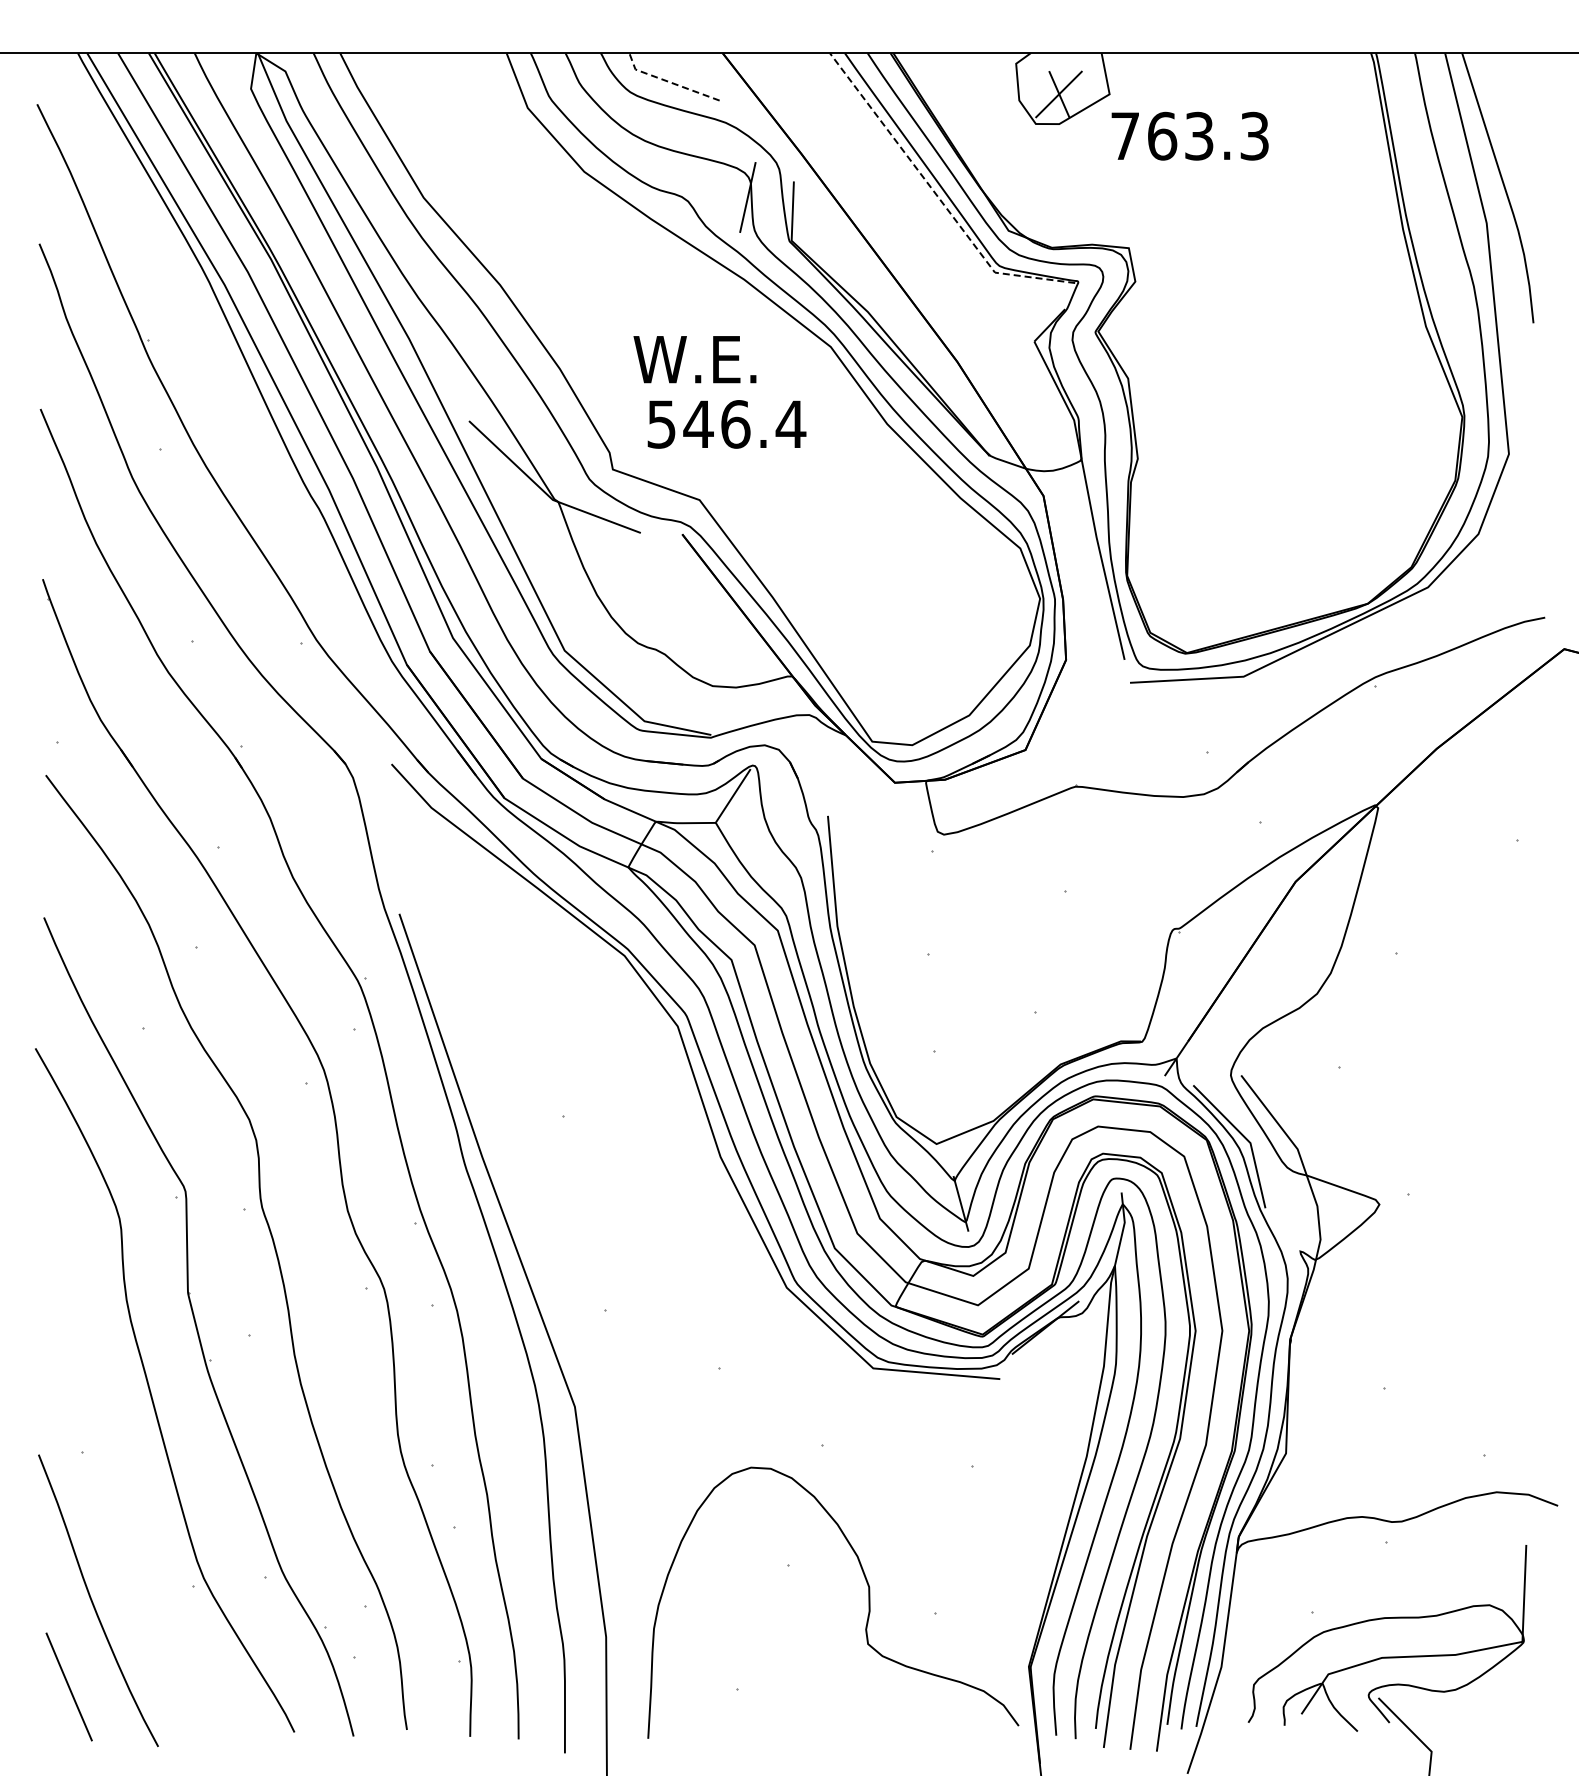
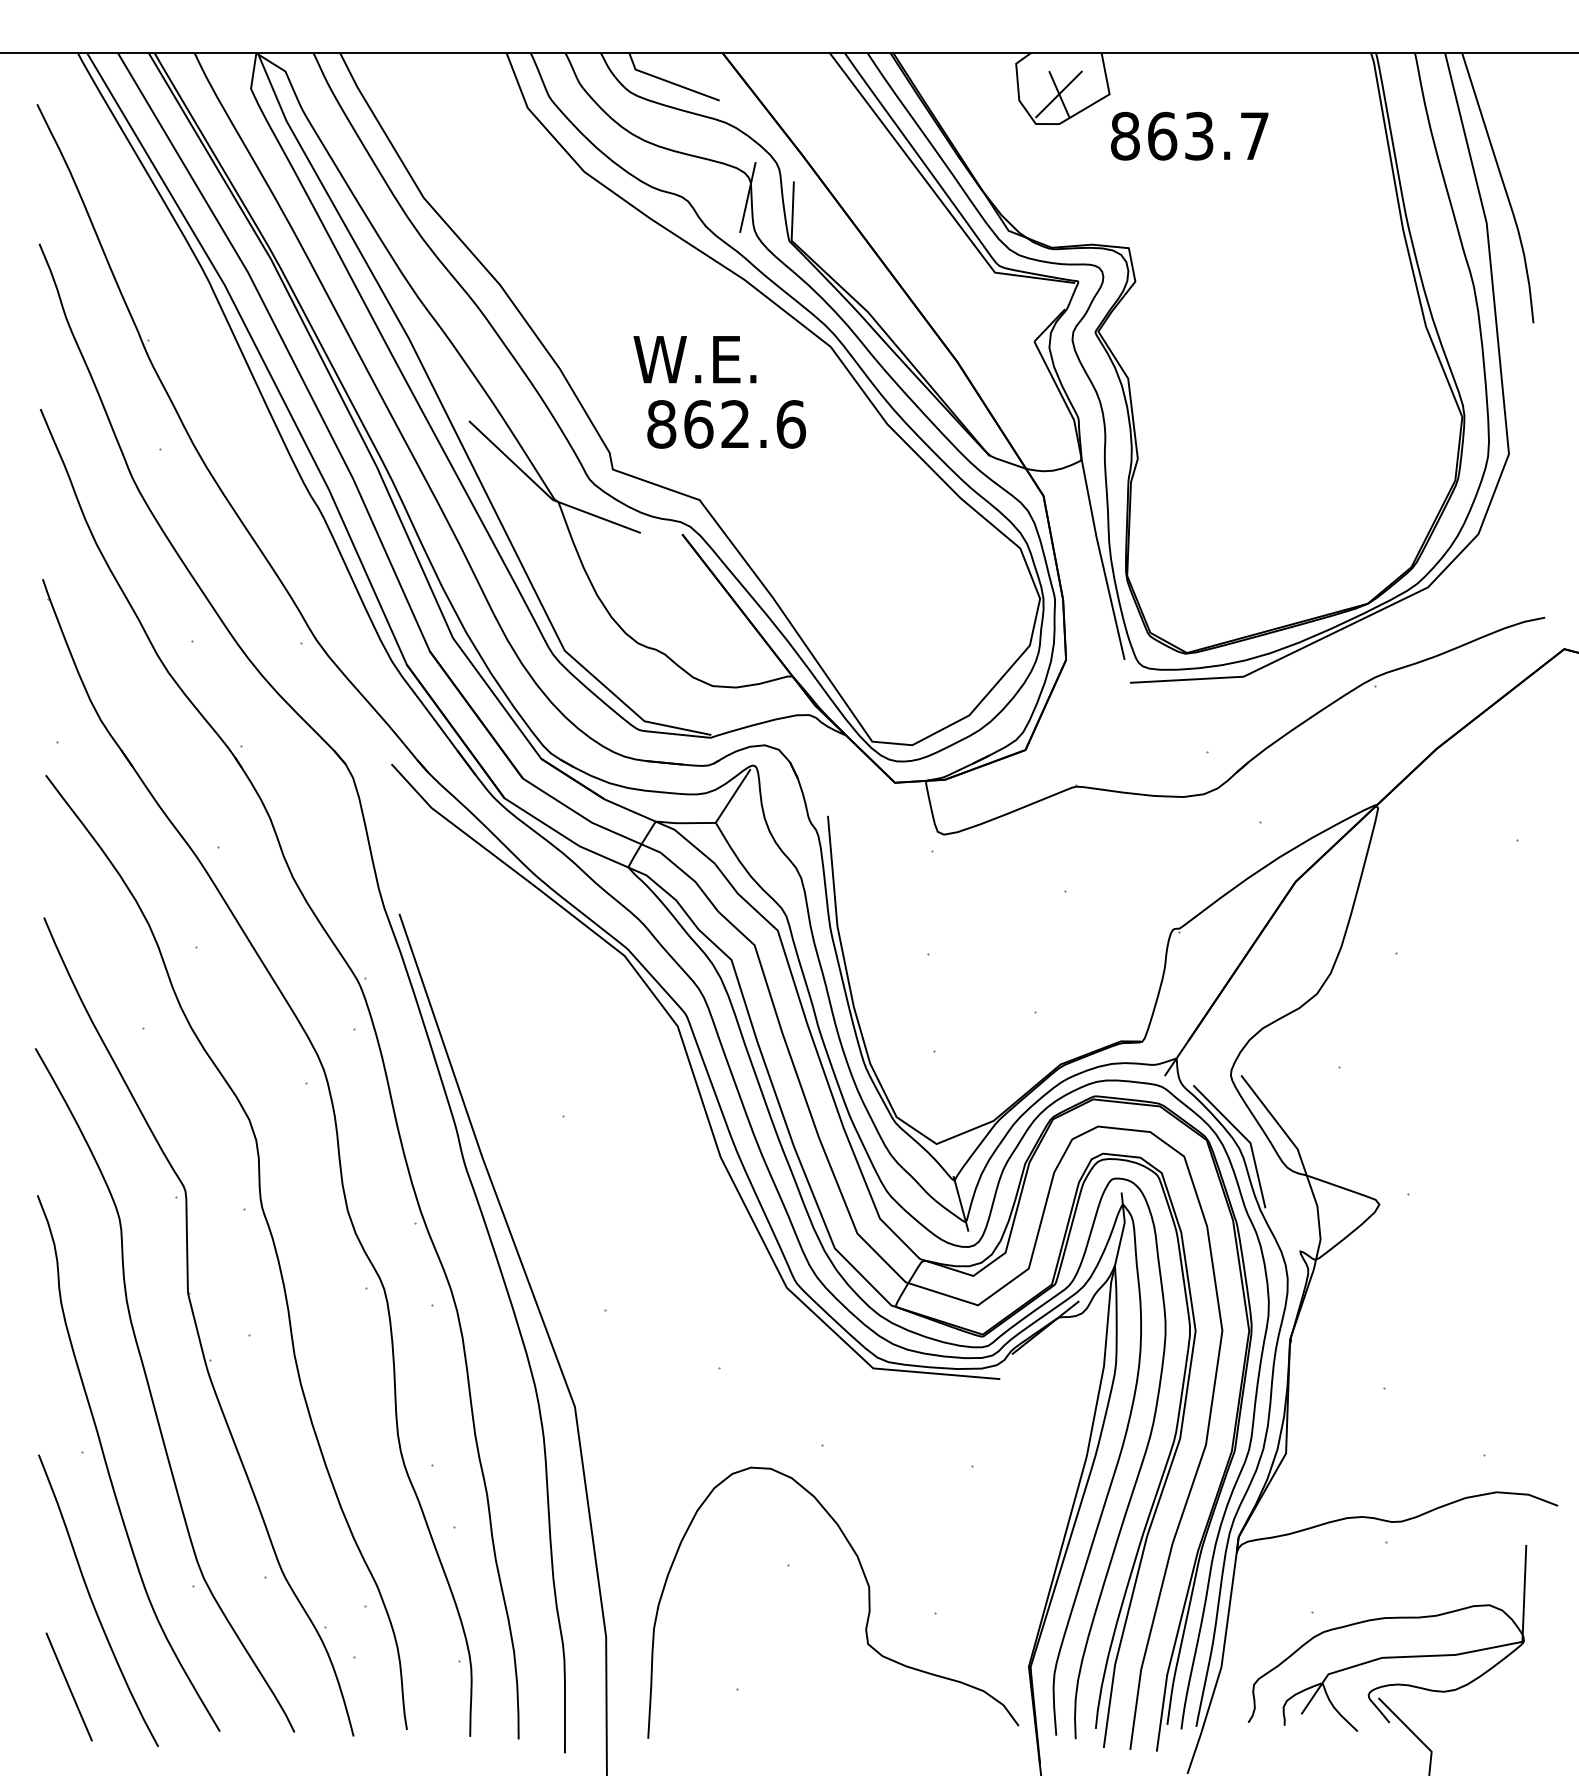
line: dashed -> solid (668, 81)
text: 763.3 -> 863.7 (1189, 135)
line: dashed -> solid (936, 195)
text: 546.4 -> 862.6 (726, 424)
curve: none -> present (108, 1467)
